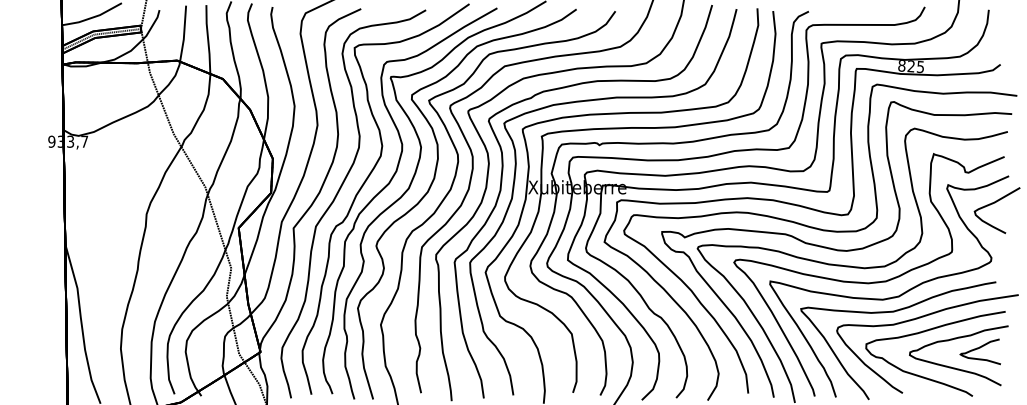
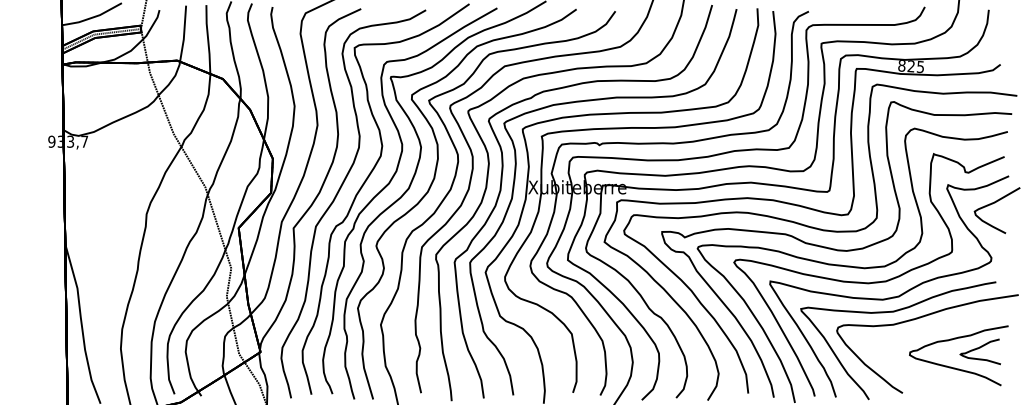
part: present -> none (931, 330)
